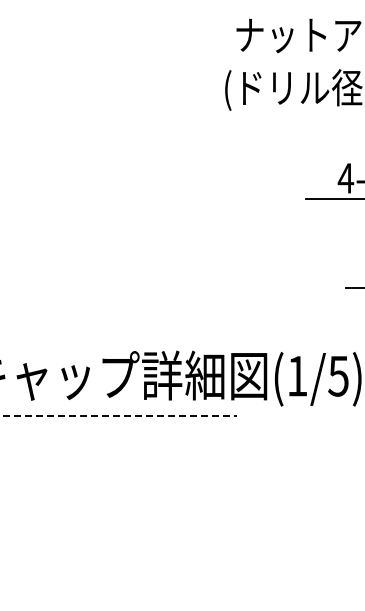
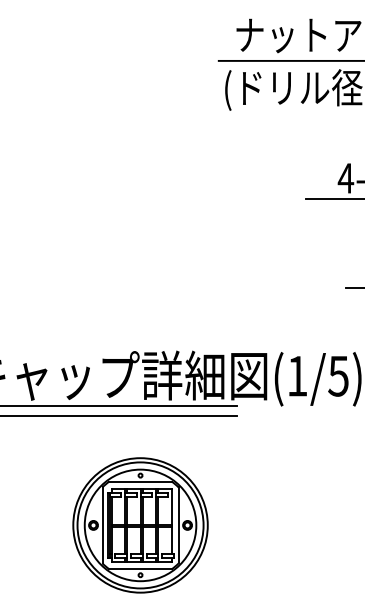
line: none -> present (289, 60)
line: none -> present (119, 405)
line: dashed -> solid (118, 415)
part: none -> present (140, 525)
